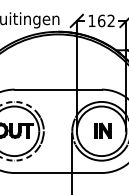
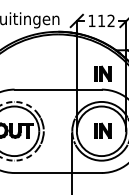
text: 162 -> 112 (101, 20)
part: none -> present (102, 73)
